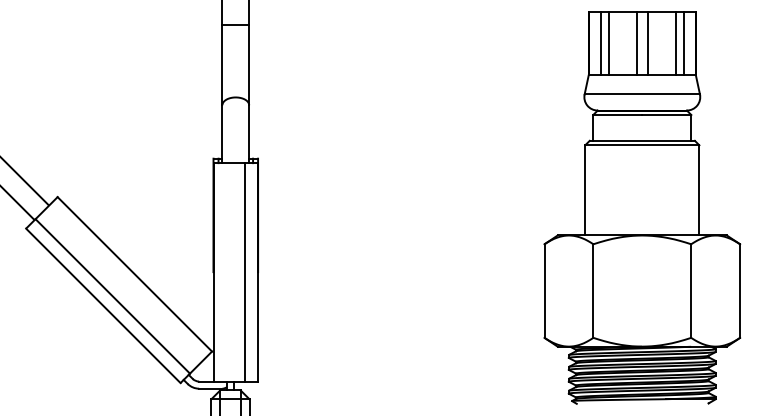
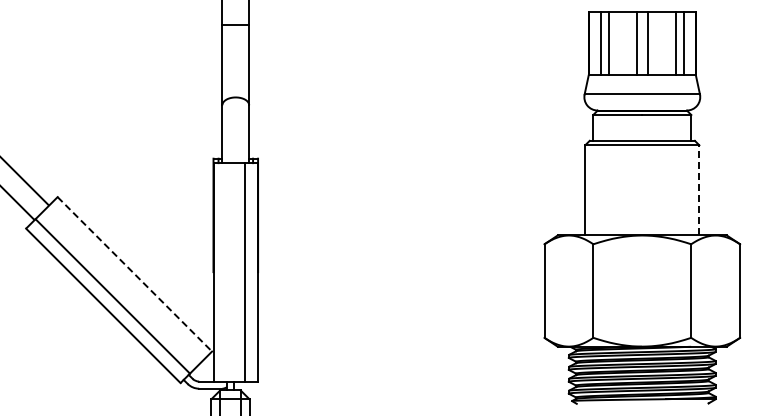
line: solid -> dashed (699, 189)
line: solid -> dashed (135, 274)
